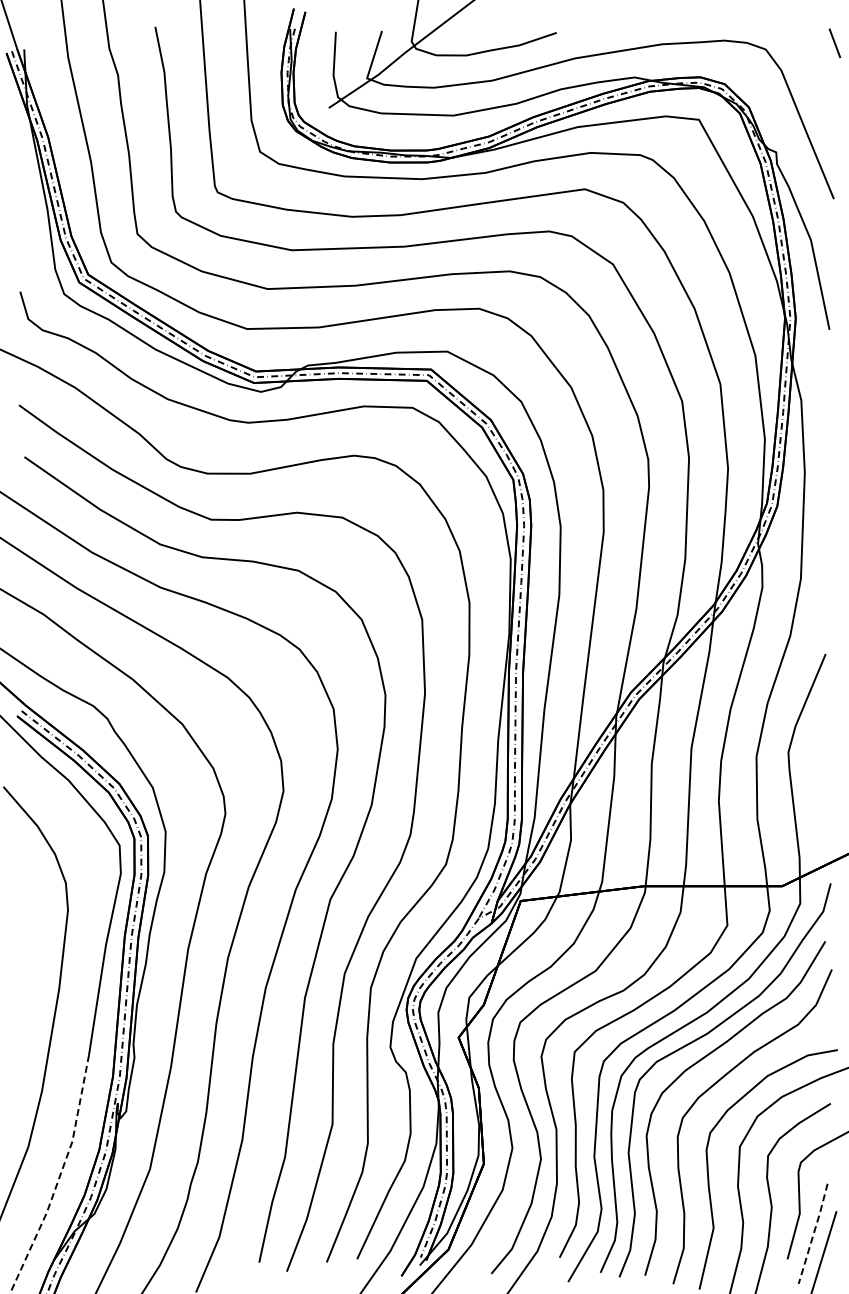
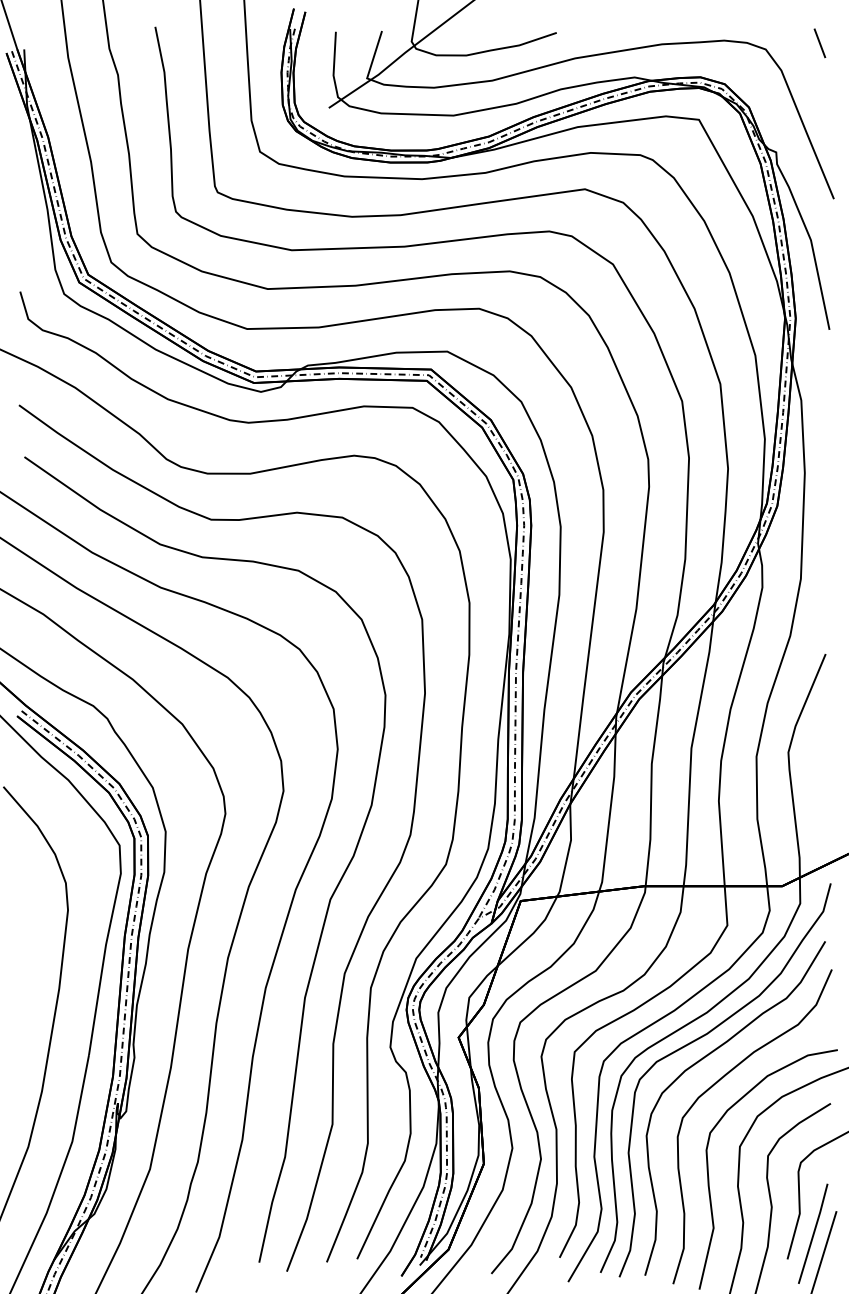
line position: (834, 43) -> (819, 43) (819, 43)
line: dashed -> solid (59, 1177)
line: dashed -> solid (813, 1233)
